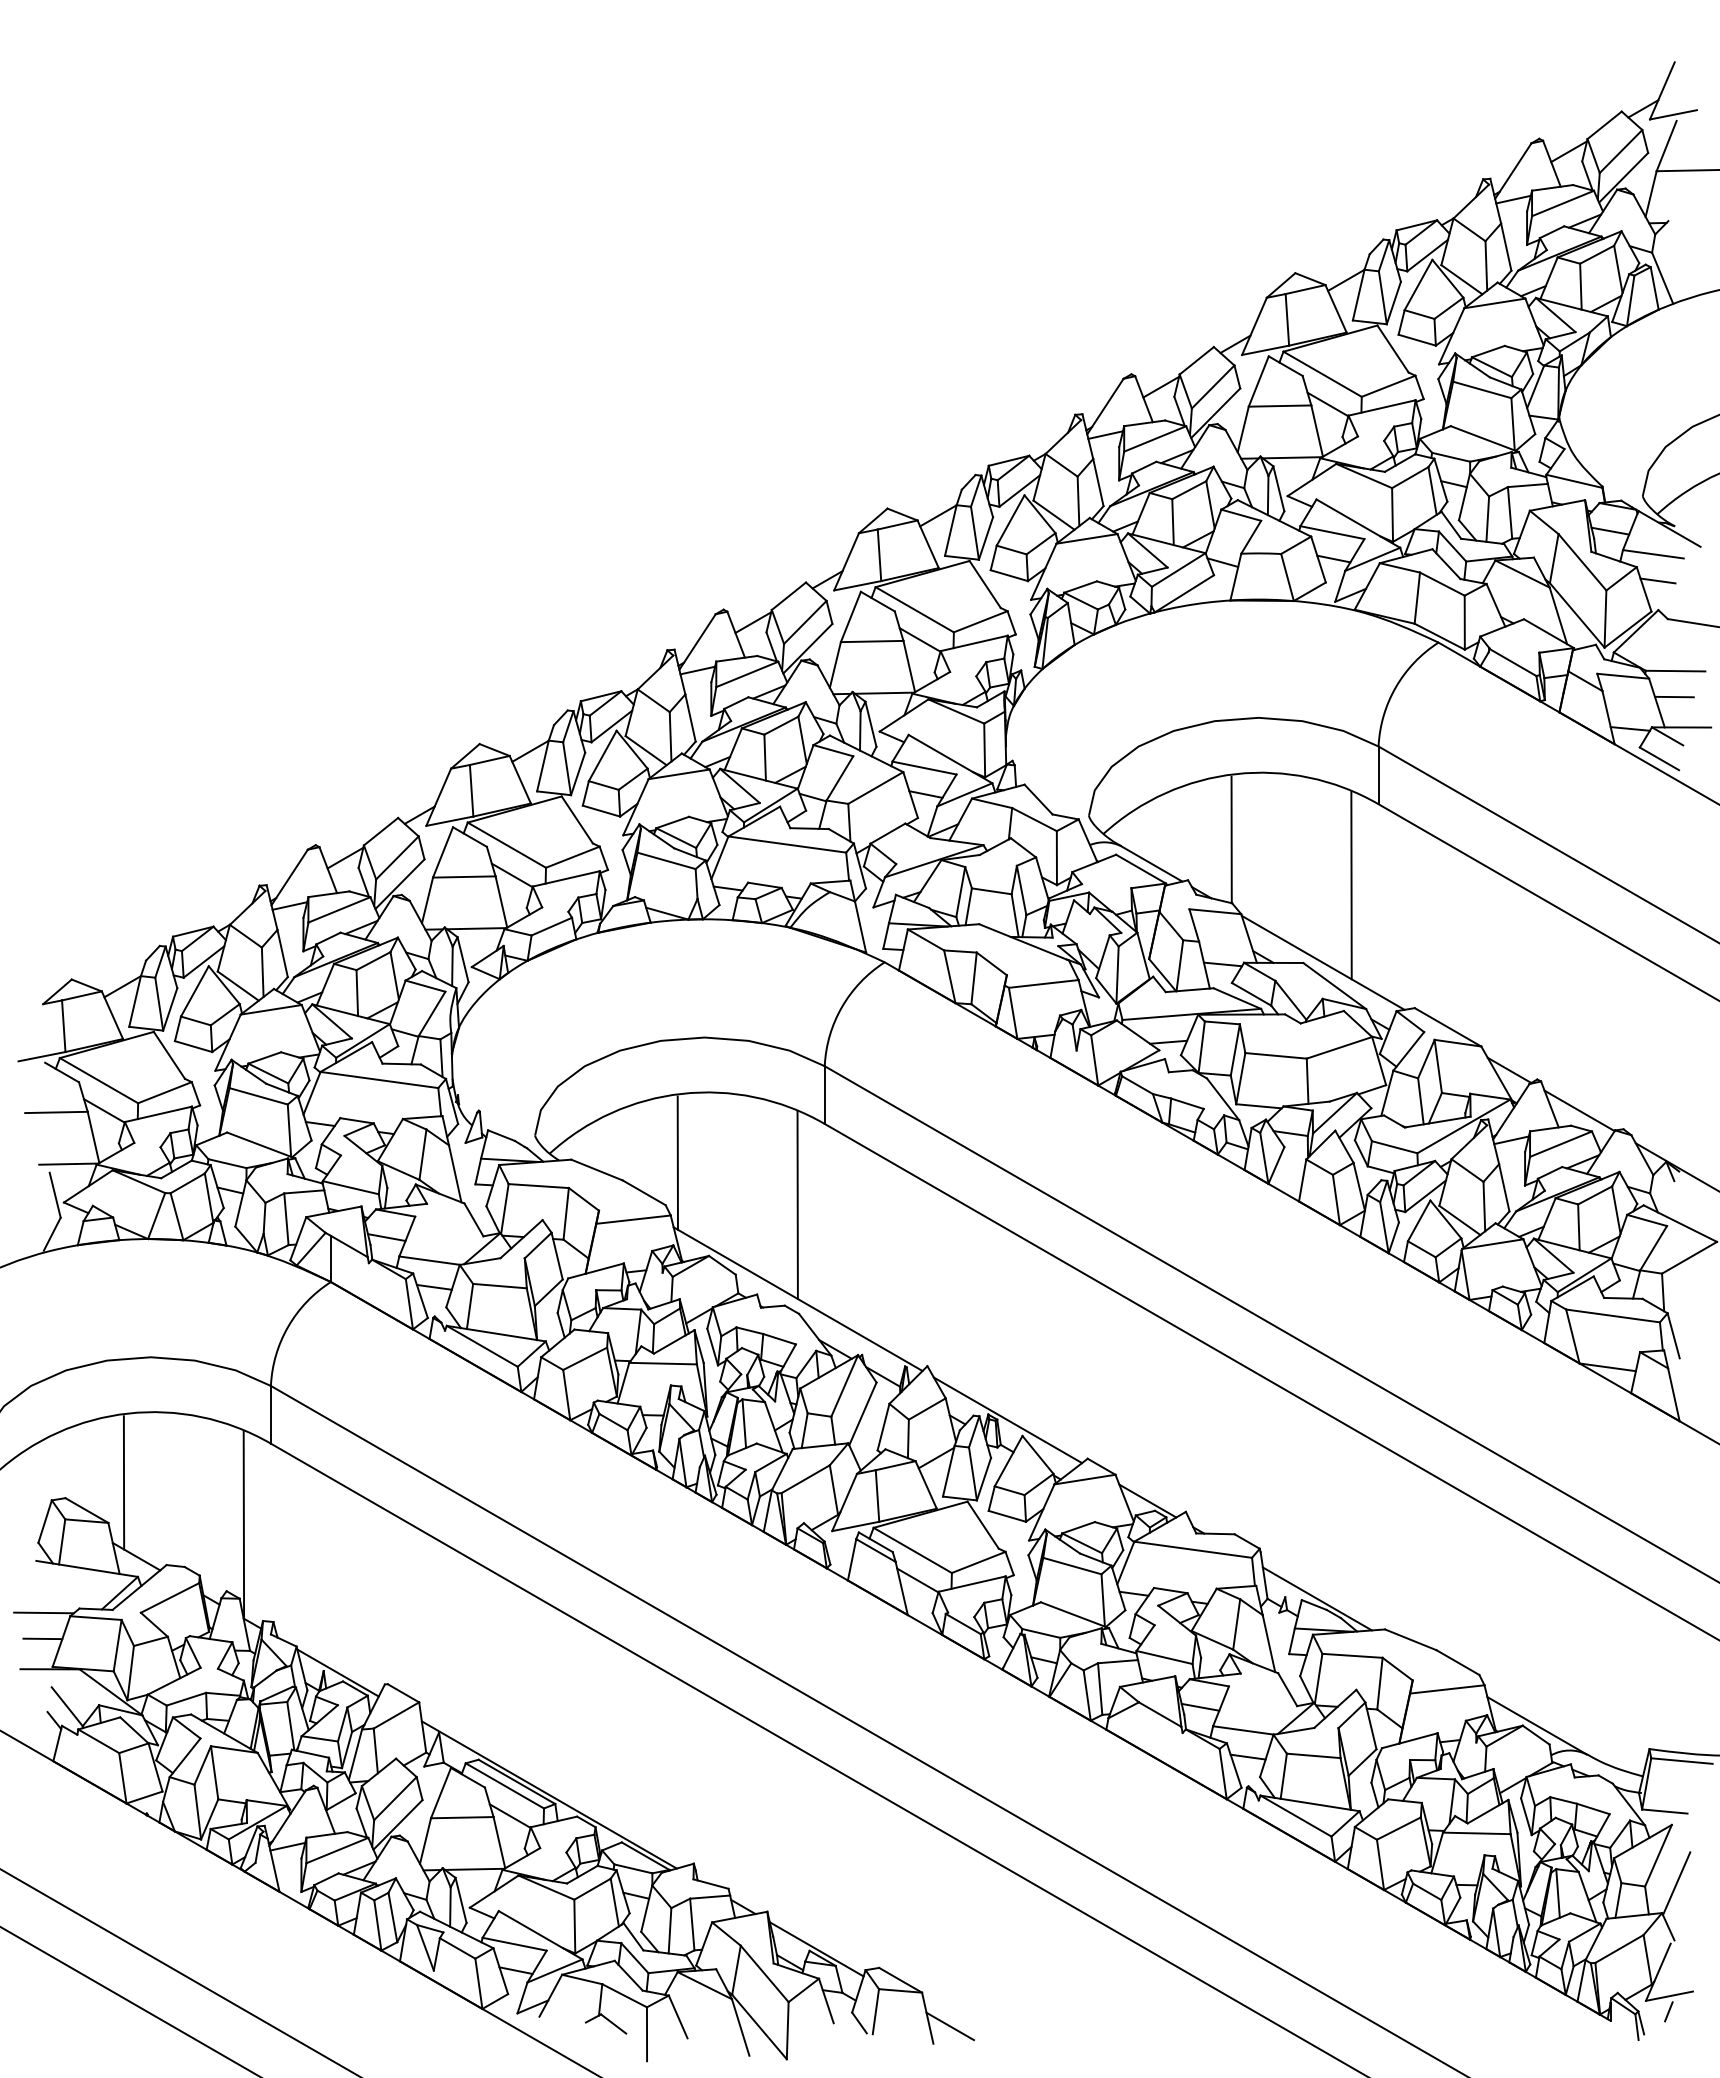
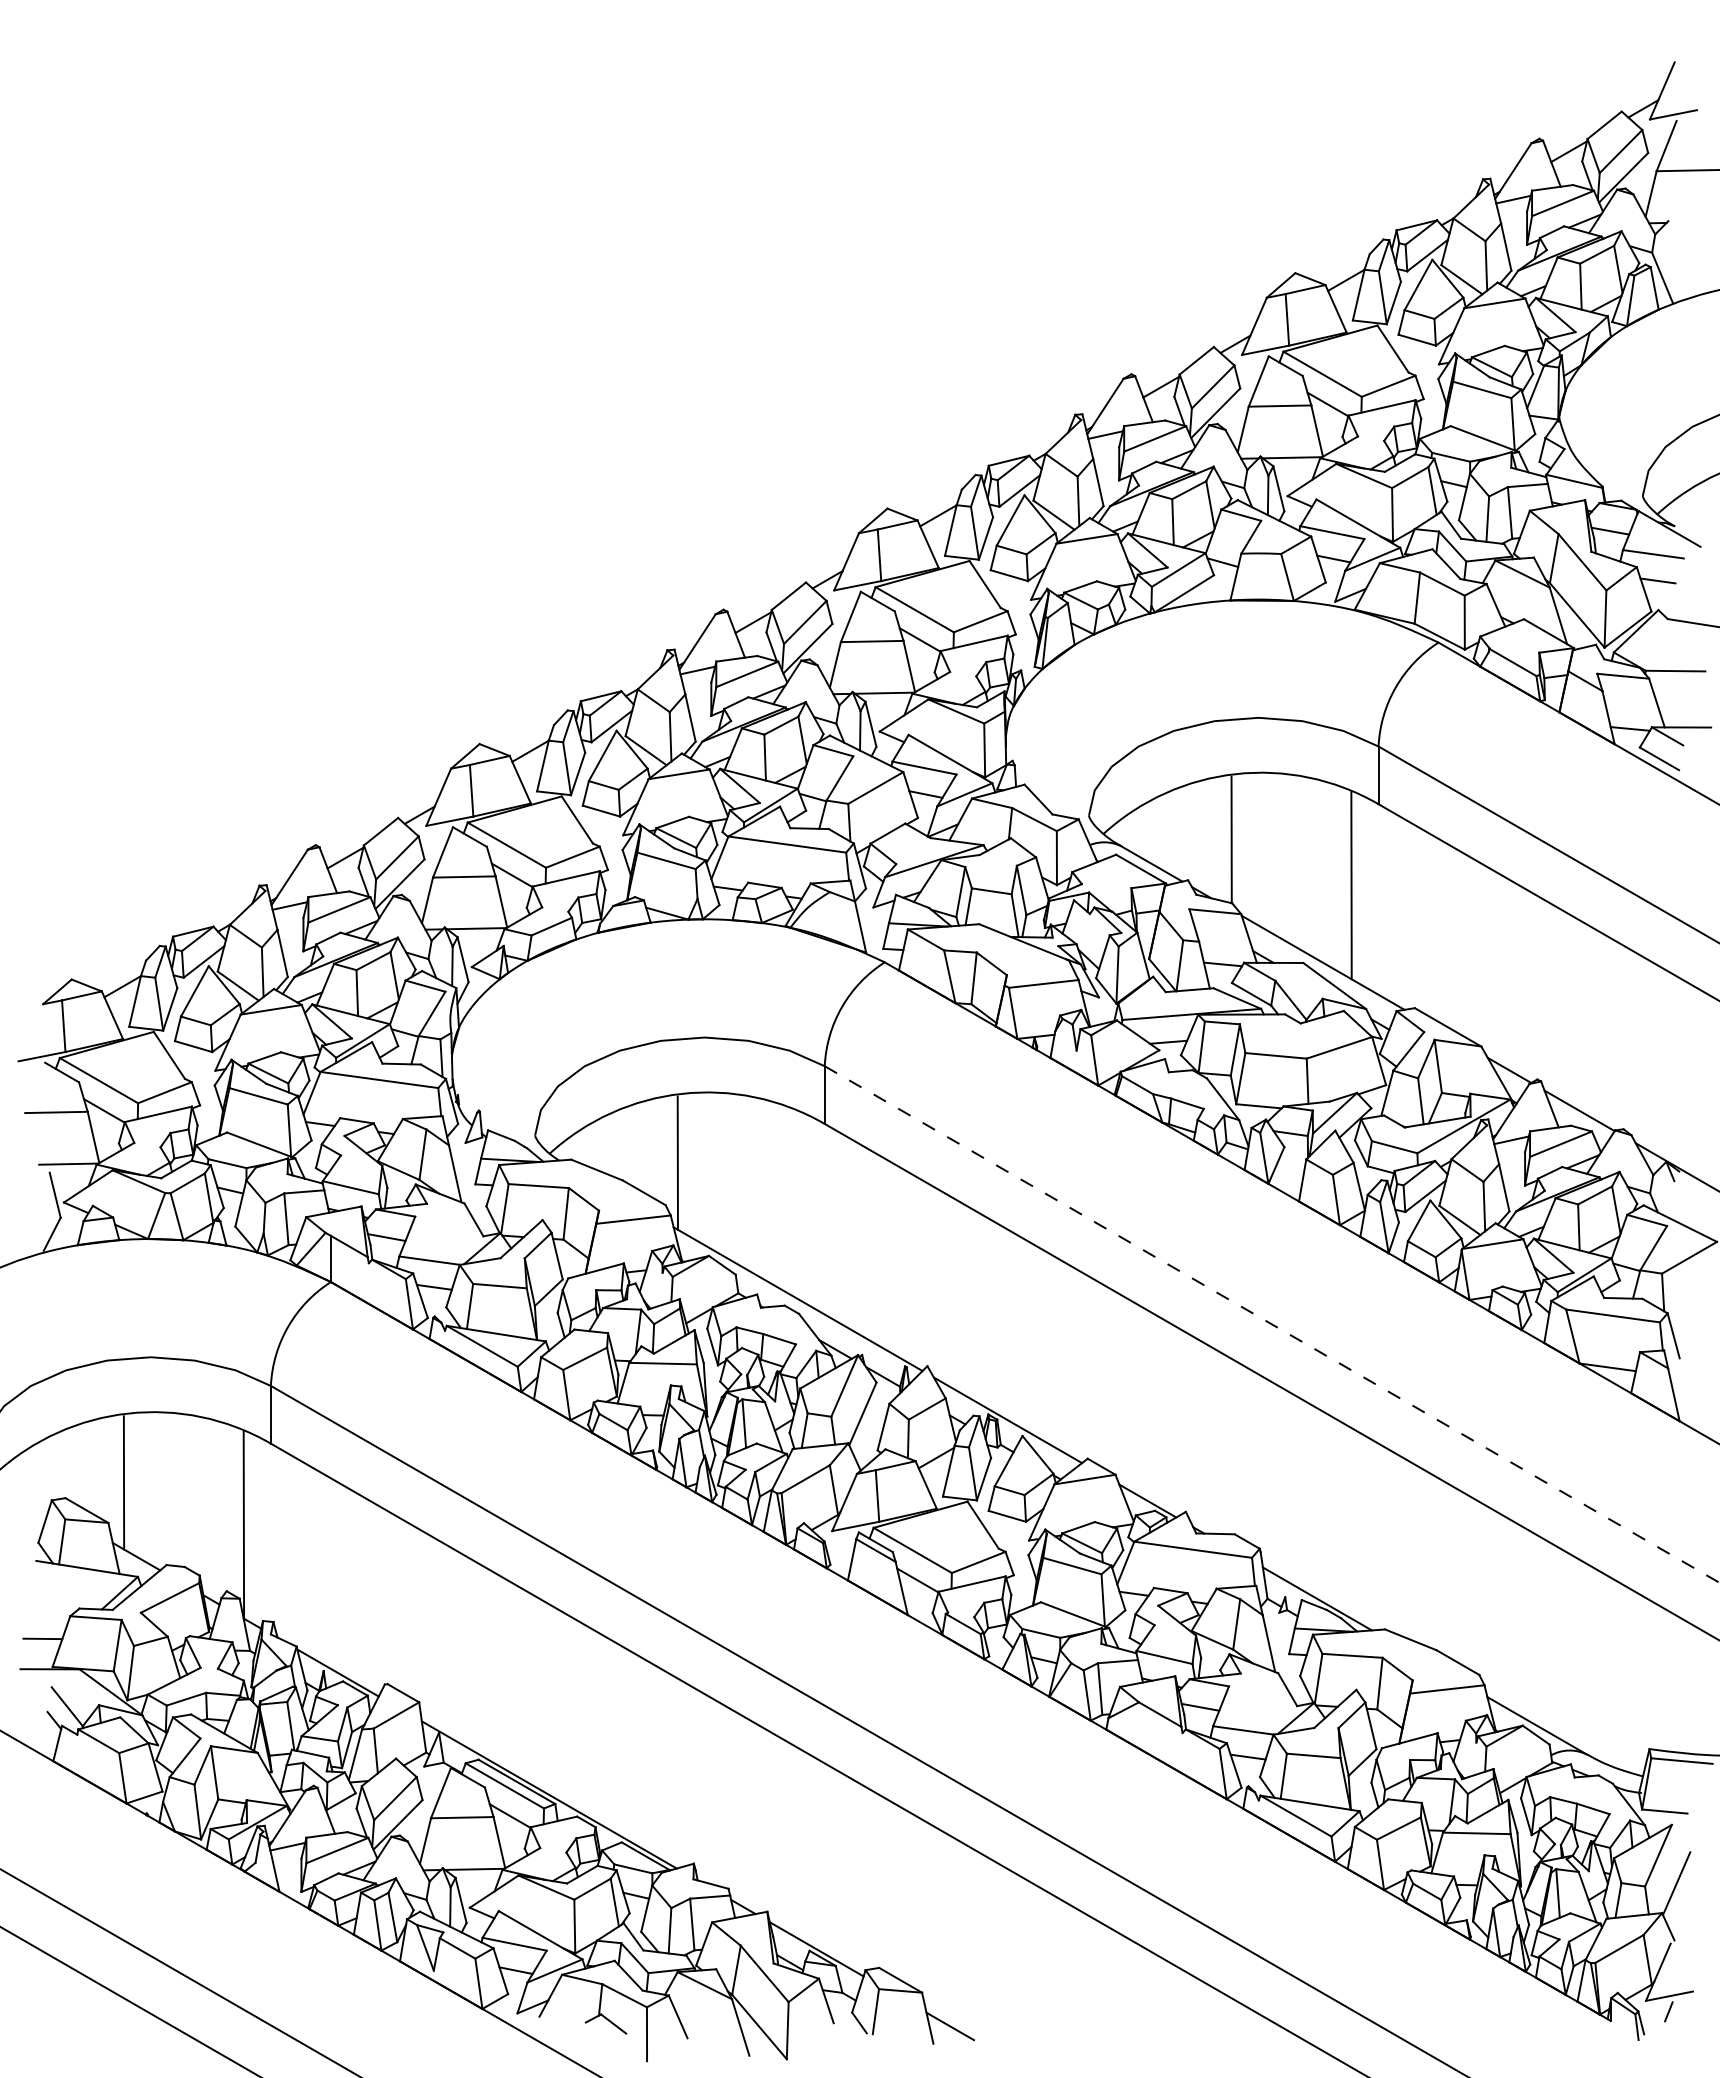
line: present -> none (1673, 696)
line: present -> none (797, 1205)
line: solid -> dashed (1272, 1324)
line: present -> none (43, 1612)
